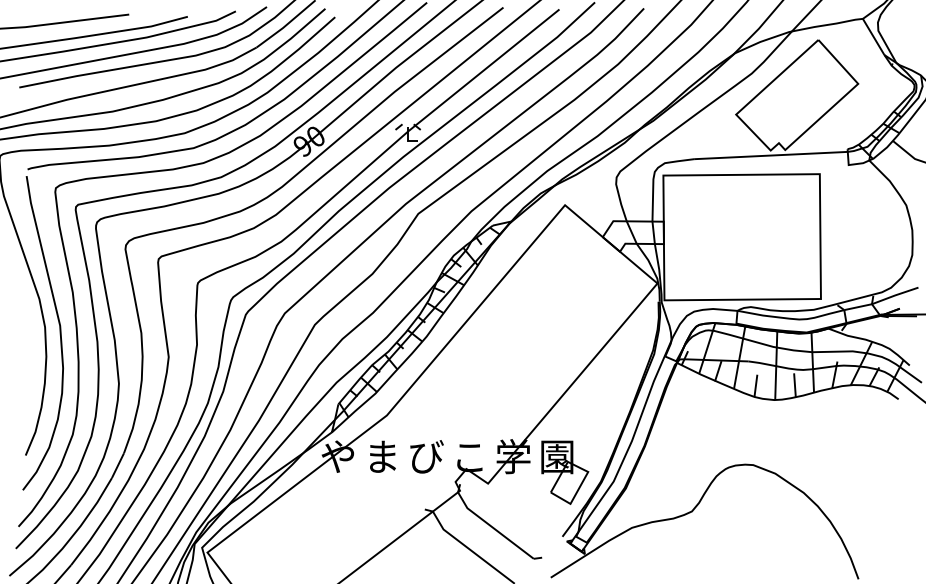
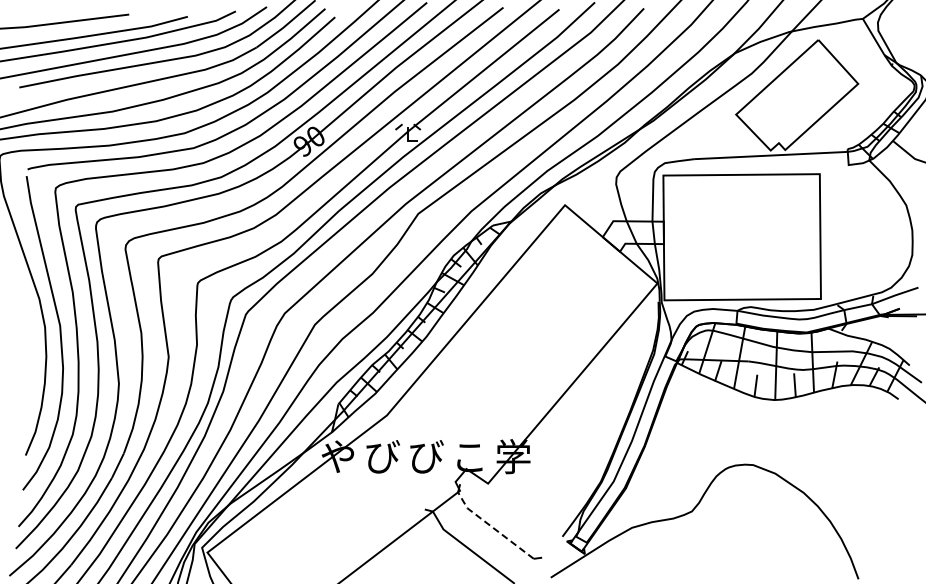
text: ま -> び (382, 456)
part: present -> none (565, 472)
line: solid -> dashed (492, 527)
